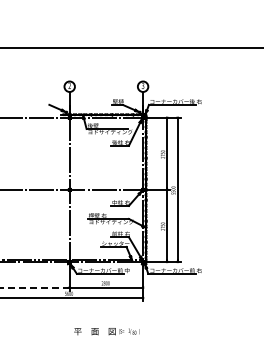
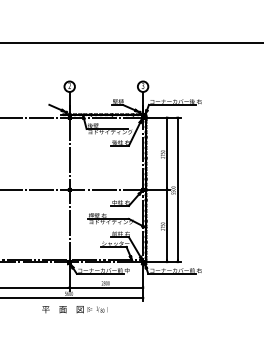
line position: (131, 47) -> (131, 42) (131, 42)
line: dashed -> solid (35, 287)
text position: (106, 331) -> (74, 309) (74, 309)
